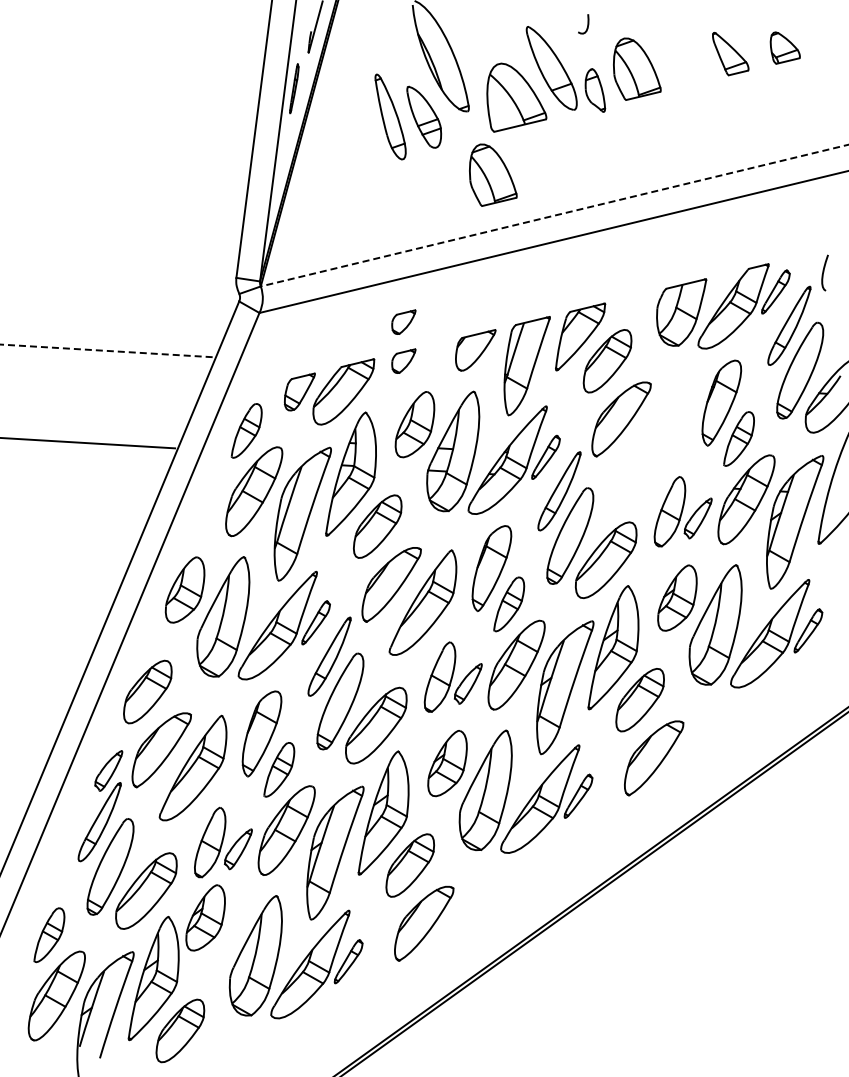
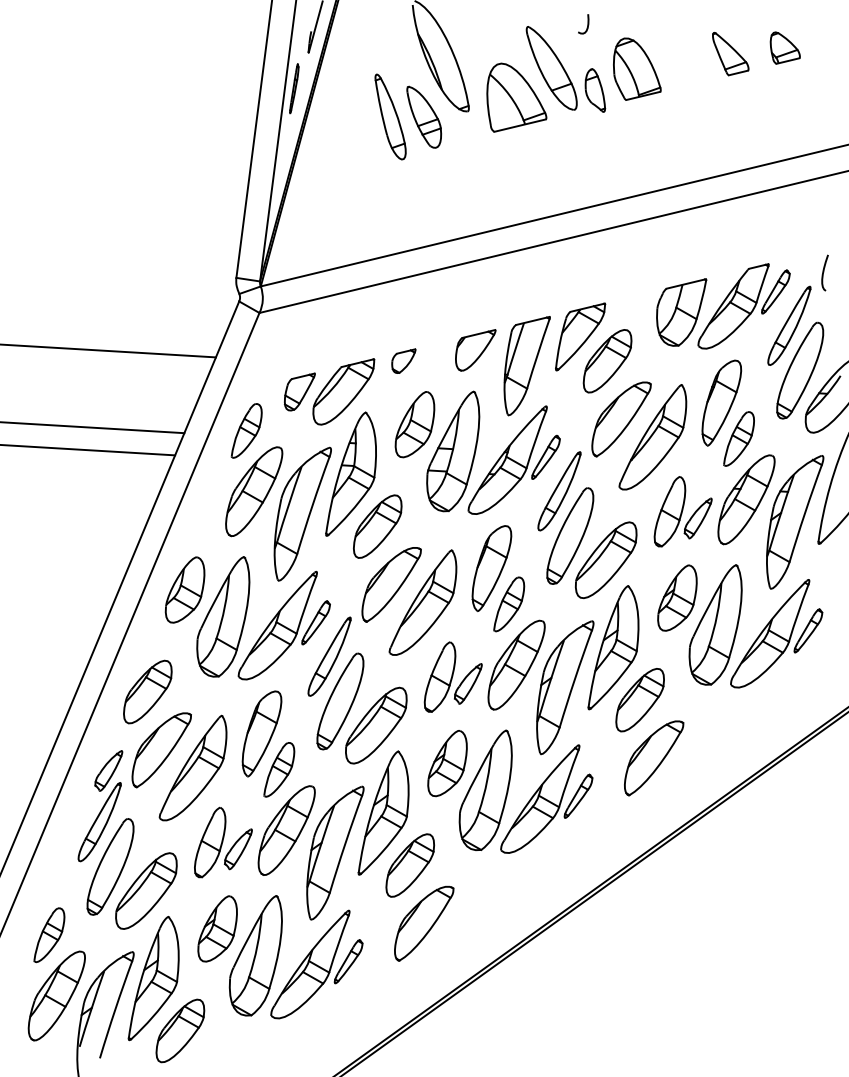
part: present -> none (493, 174)
line: dashed -> solid (554, 215)
part: present -> none (403, 321)
line: dashed -> solid (108, 350)
line: none -> present (93, 427)
part: none -> present (652, 437)
line position: (88, 443) -> (88, 450) (88, 450)
part position: (205, 917) -> (217, 928) (217, 928)
